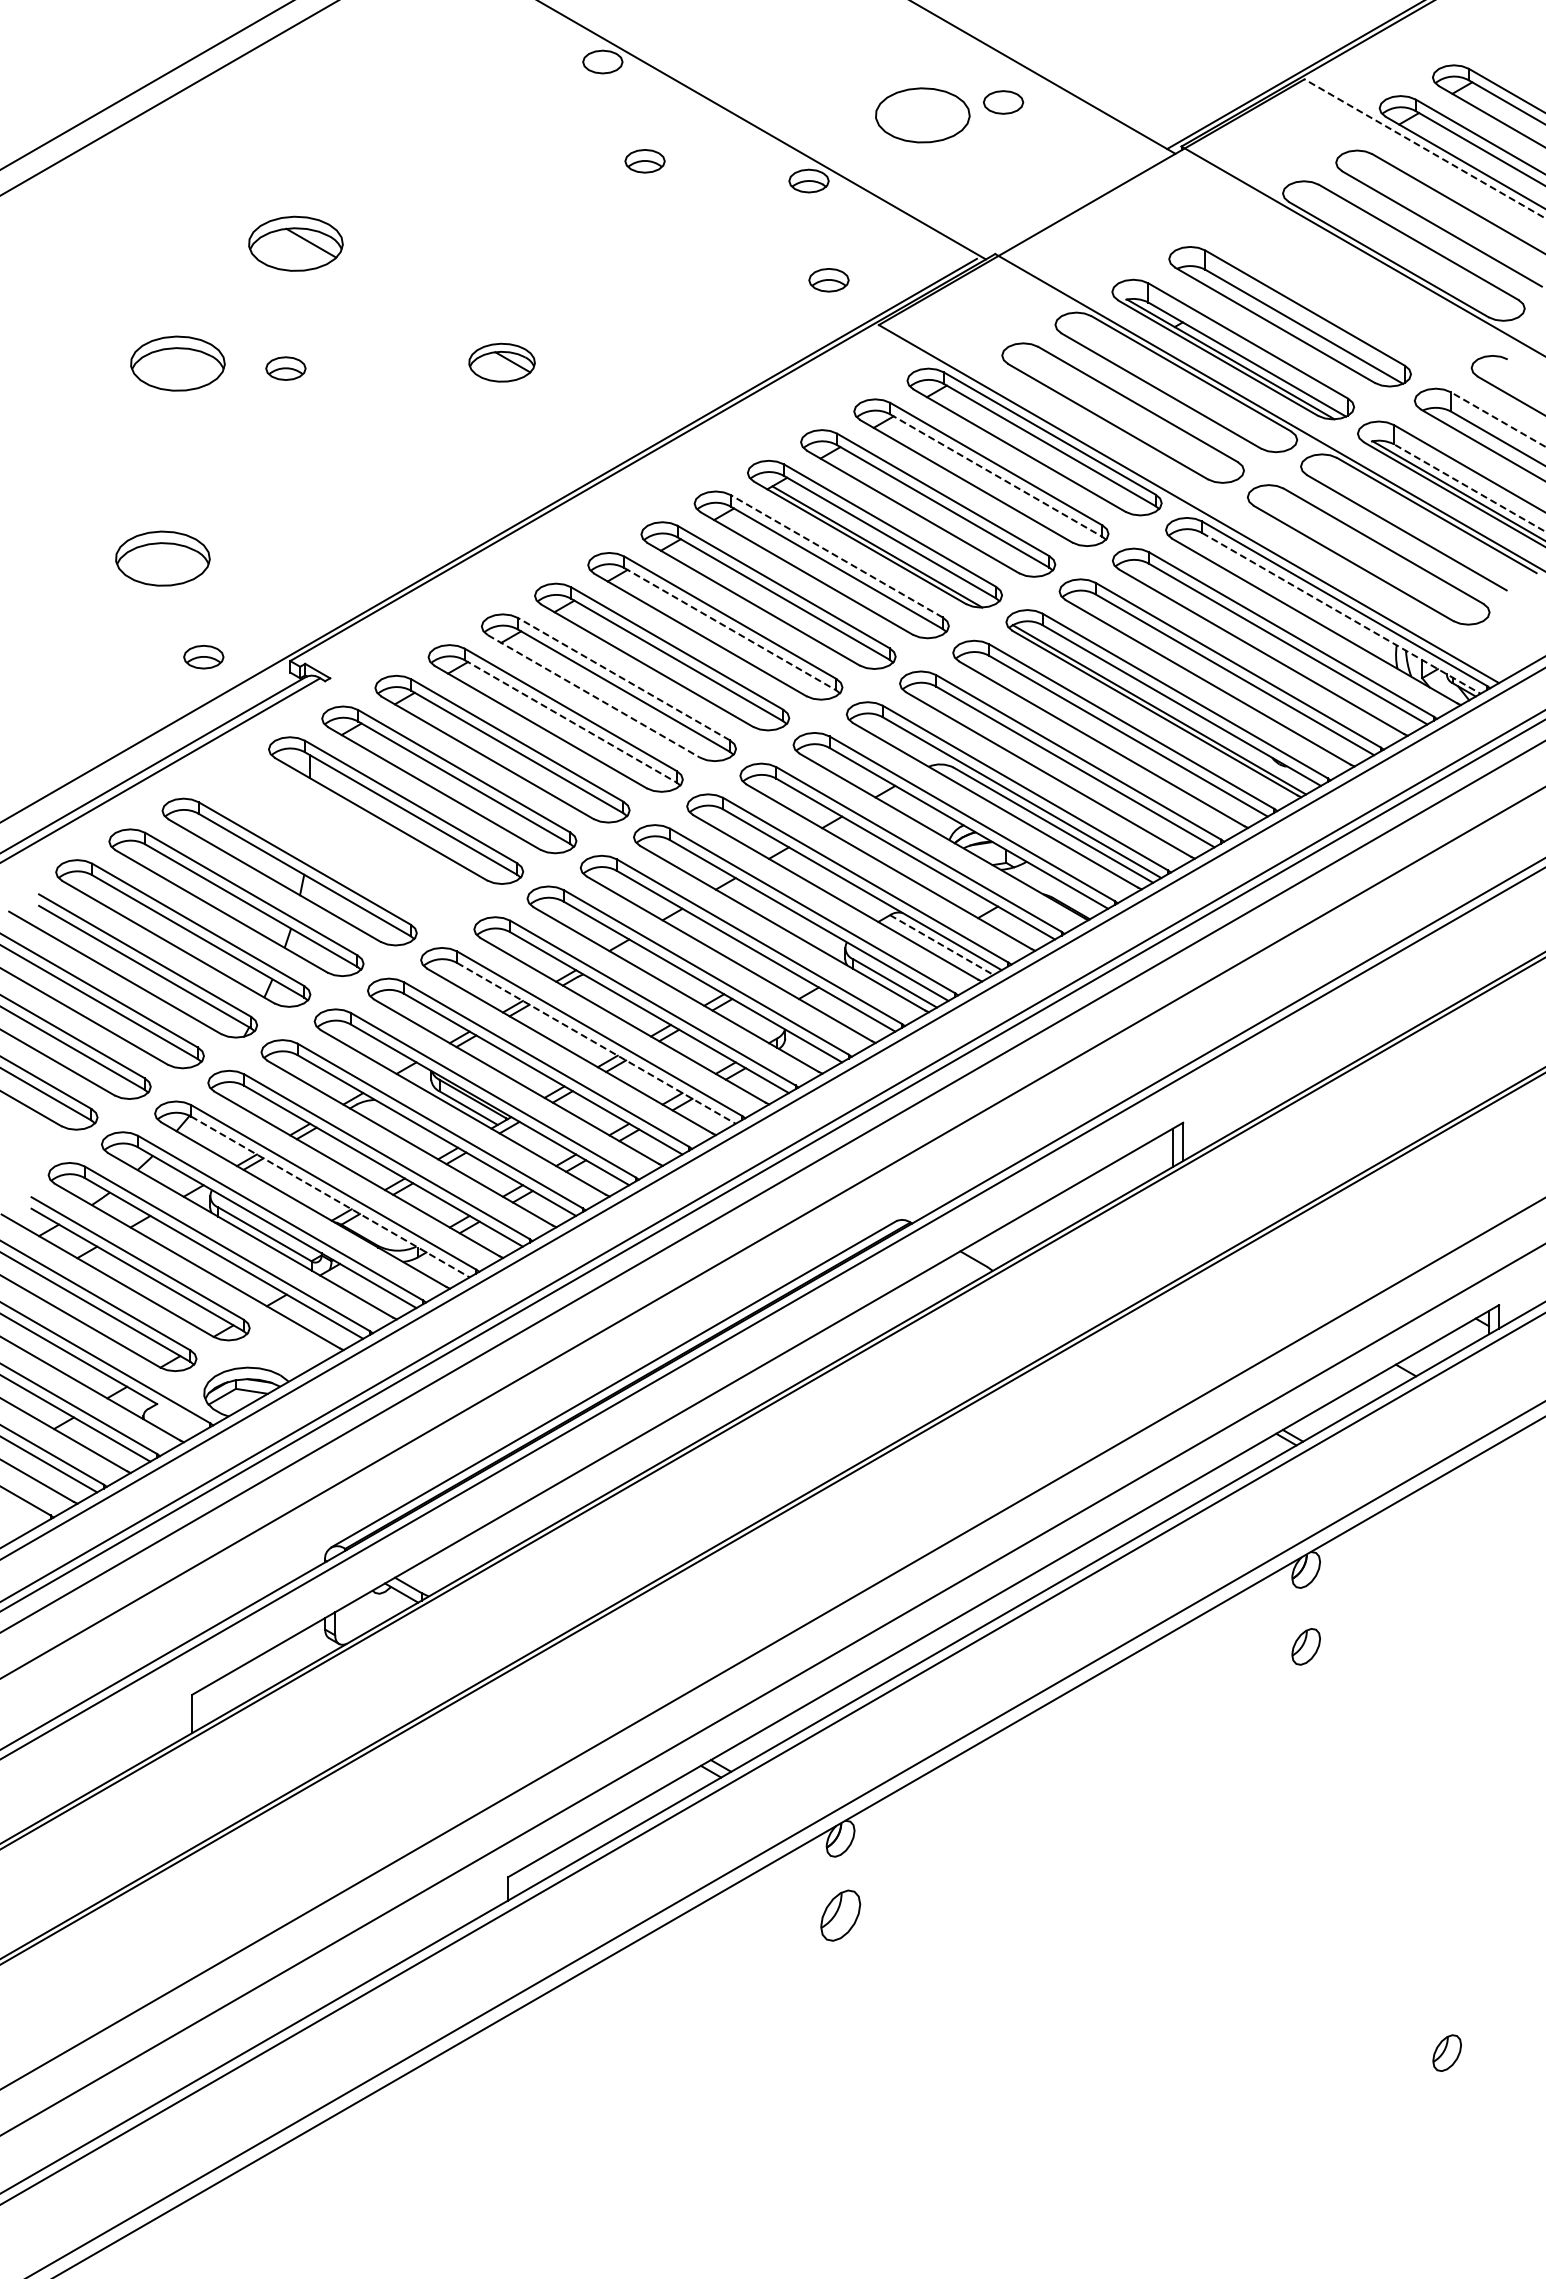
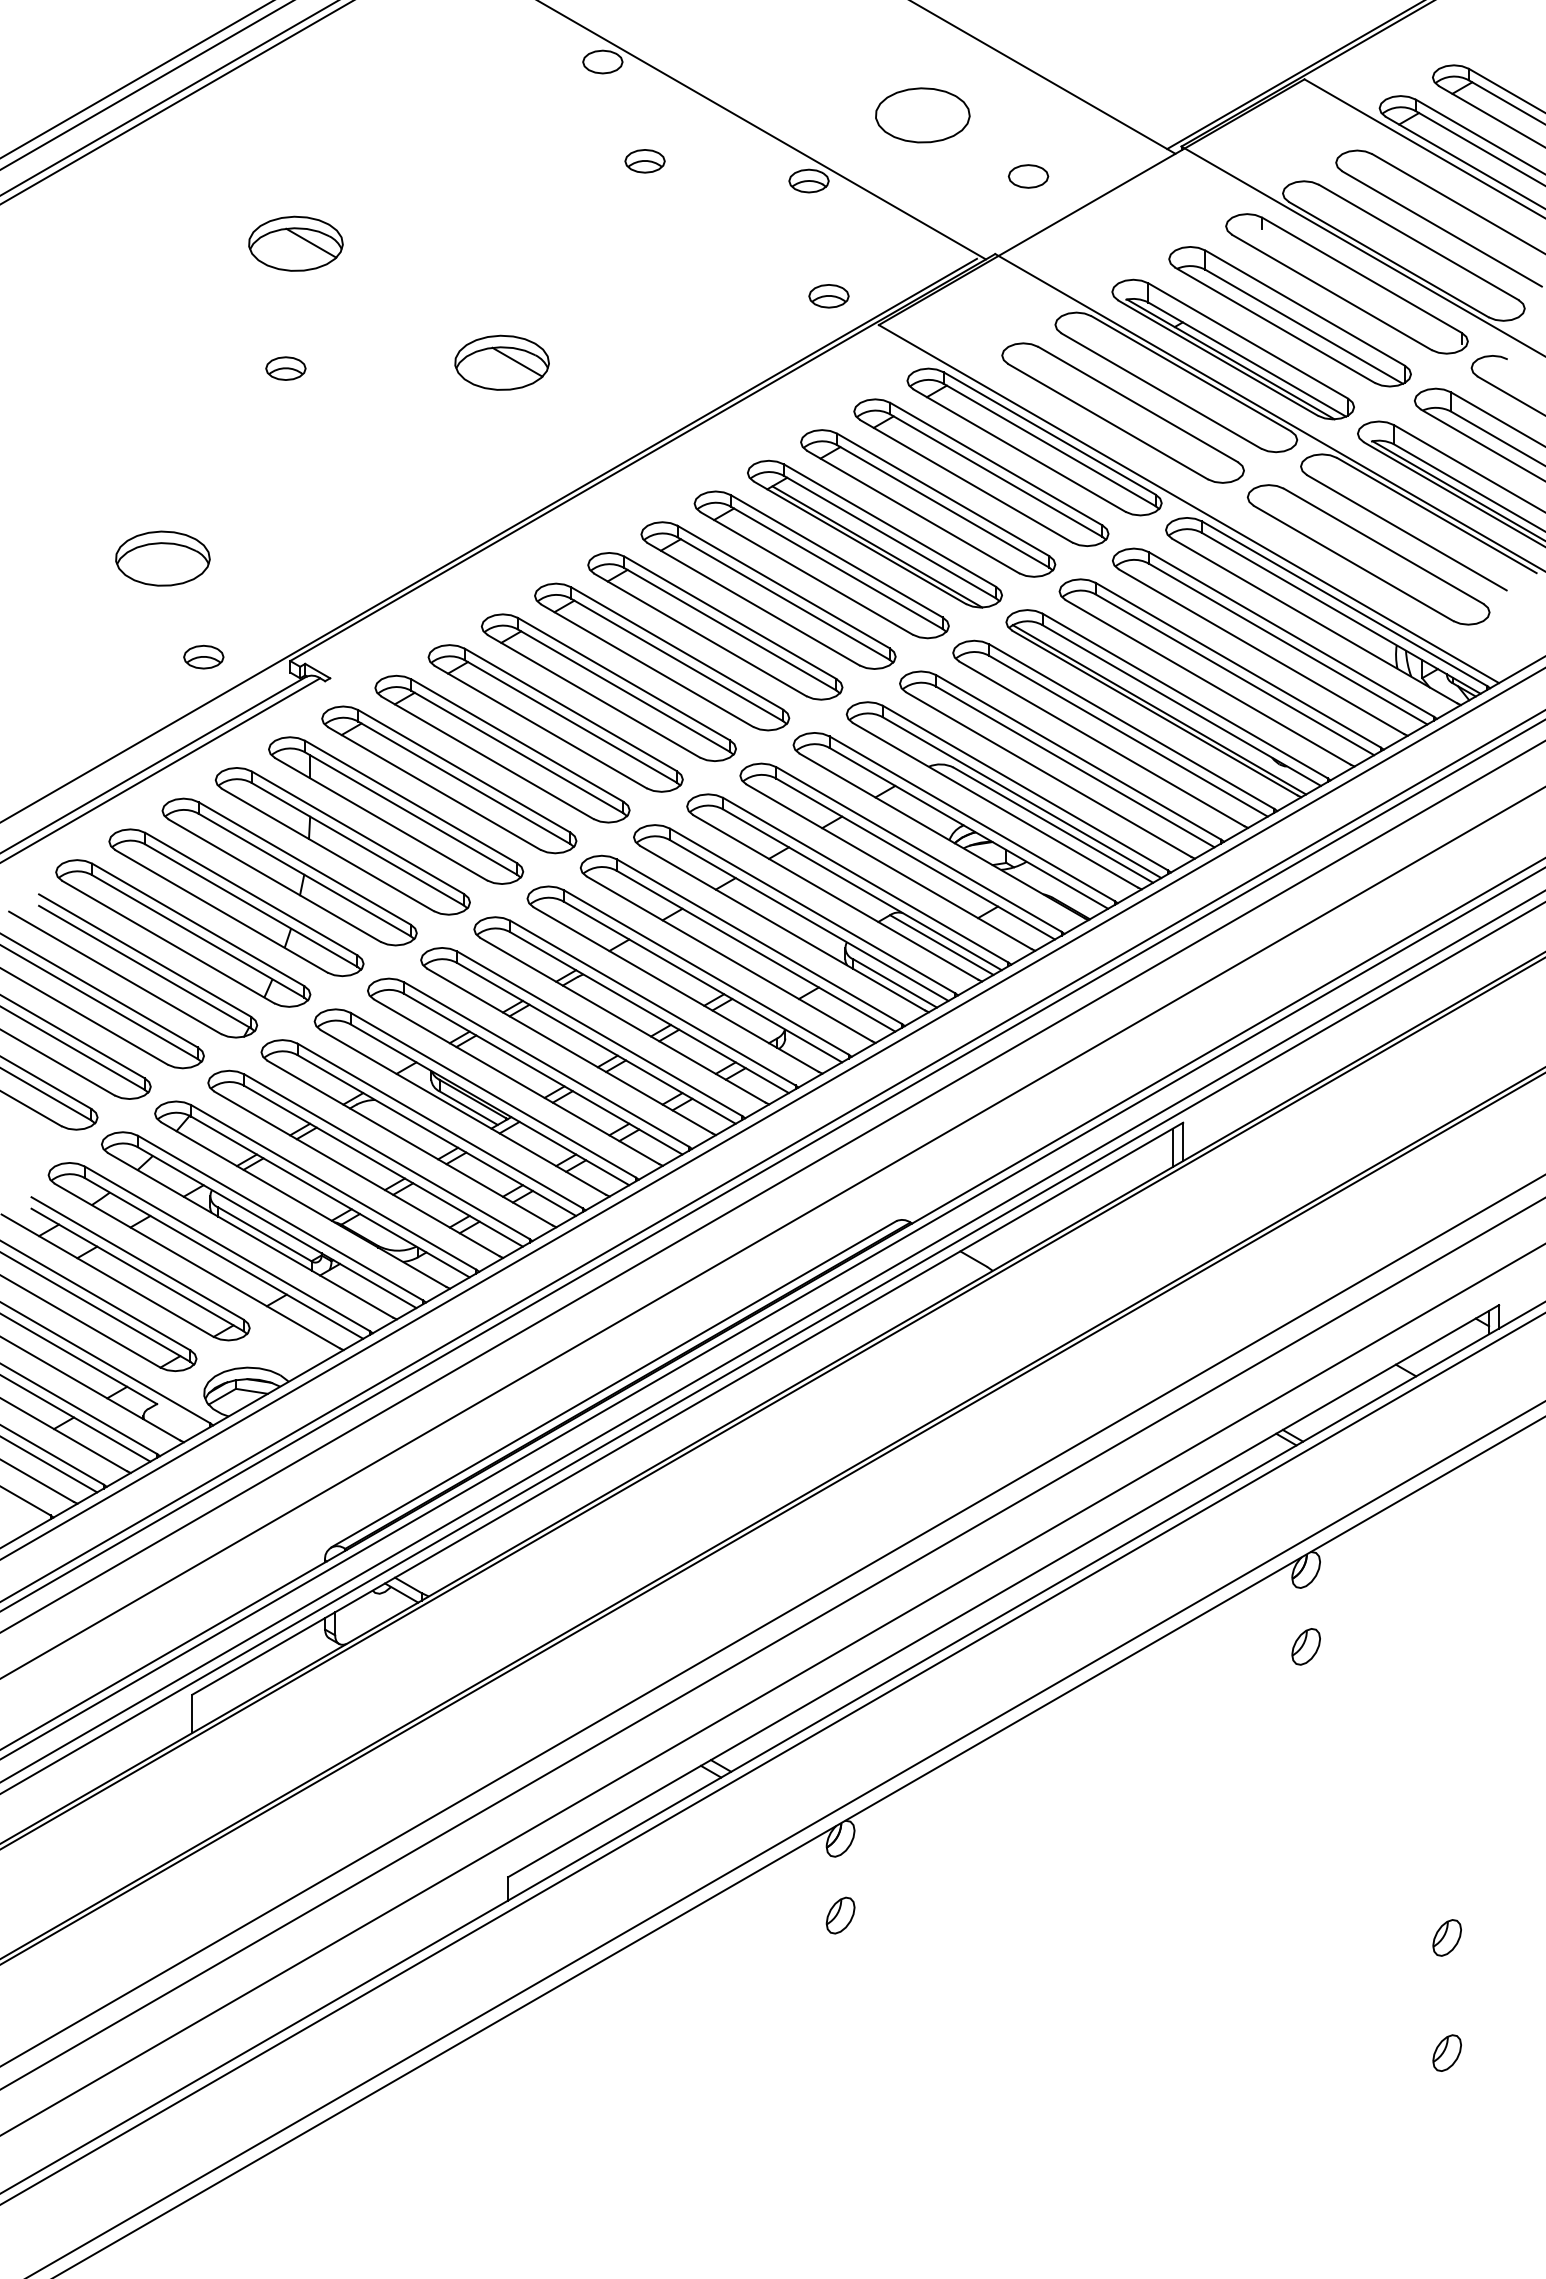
line: none -> present (136, 79)
line: none -> present (176, 102)
part position: (1003, 102) -> (1028, 176) (1028, 176)
line: dashed -> solid (1424, 148)
part position: (828, 280) -> (828, 296) (828, 296)
part: none -> present (1346, 283)
part size: 68x41 px -> 96x57 px (501, 362)
part: present -> none (177, 363)
line: dashed -> solid (1498, 419)
line: dashed -> solid (996, 475)
line: dashed -> solid (1469, 487)
line: dashed -> solid (836, 556)
line: dashed -> solid (1341, 613)
line: dashed -> solid (730, 629)
line: dashed -> solid (623, 678)
line: dashed -> solid (594, 696)
line: dashed -> solid (571, 721)
part: none -> present (342, 841)
line: dashed -> solid (941, 945)
line: dashed -> solid (596, 1043)
line: dashed -> solid (330, 1196)
line: none -> present (772, 1336)
line: none -> present (772, 1348)
line: none -> present (772, 1620)
part size: 42x53 px -> 31x39 px (840, 1915)
part: none -> present (1446, 1937)
